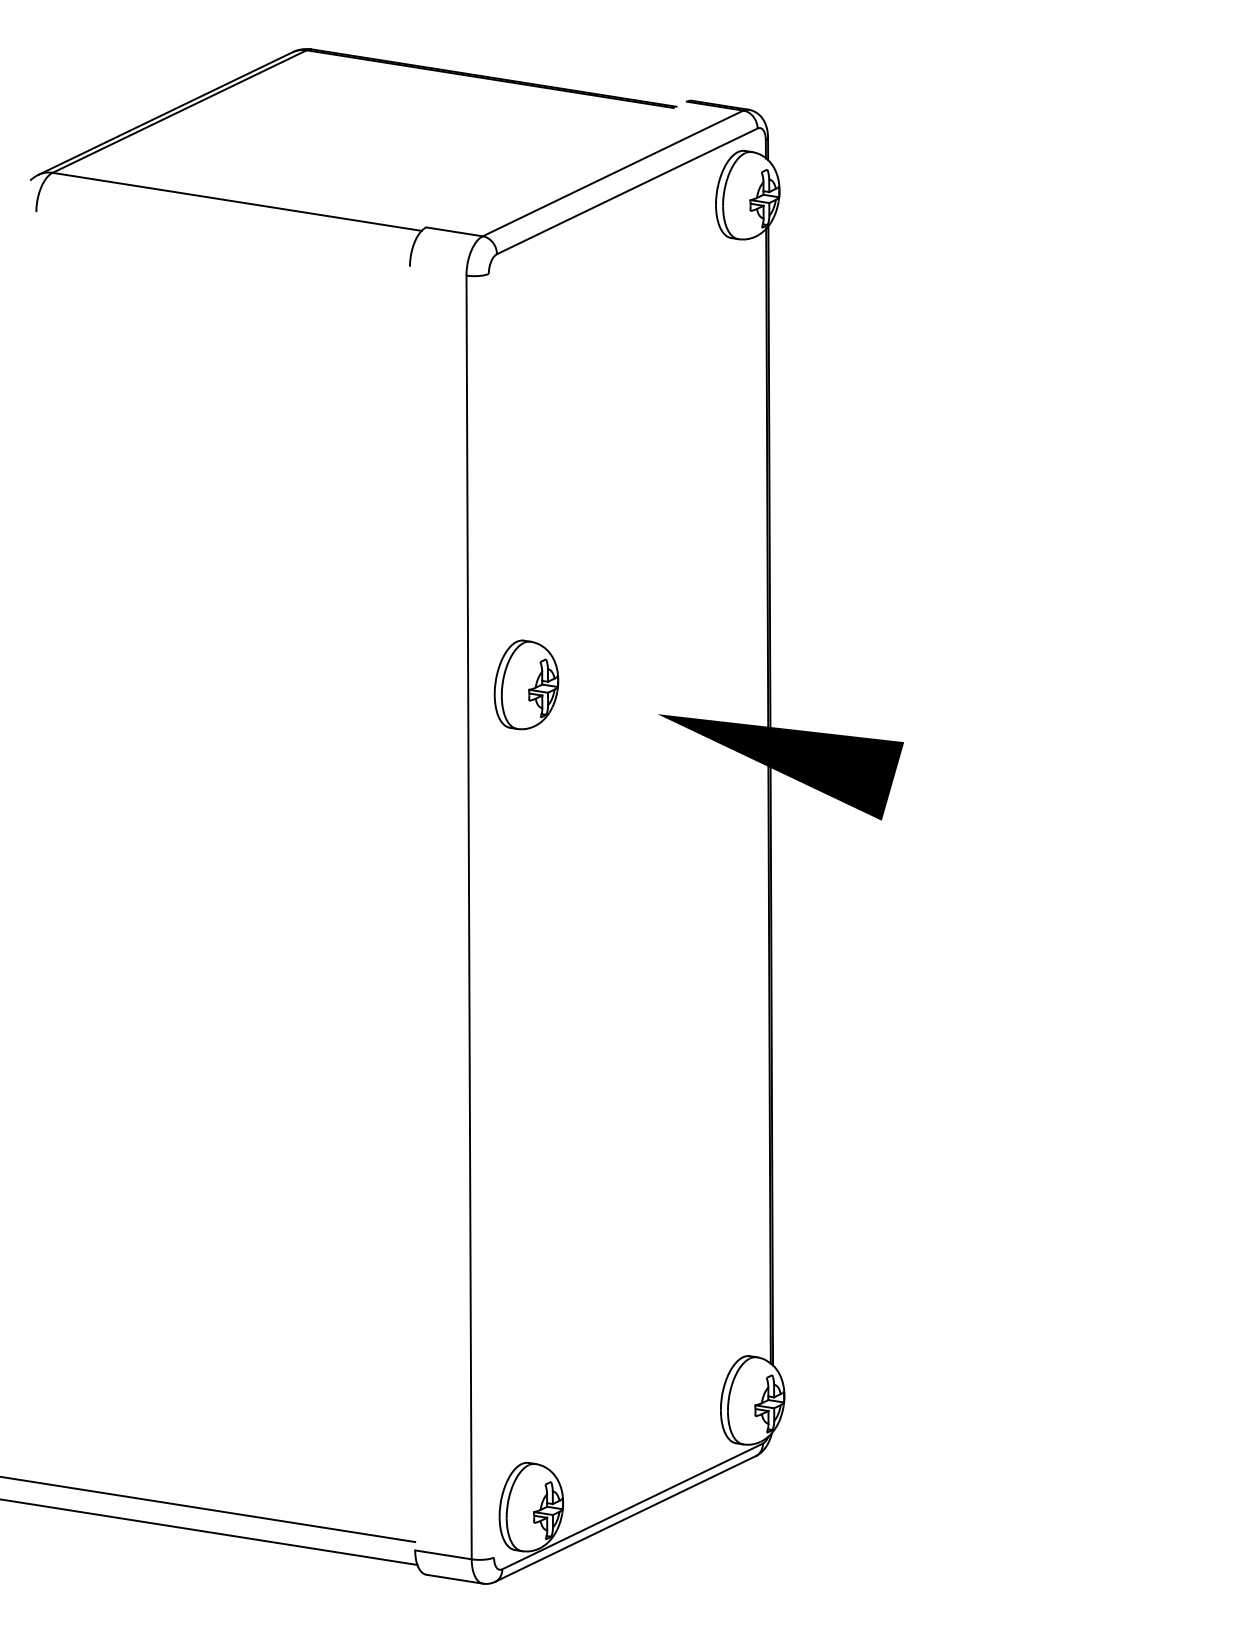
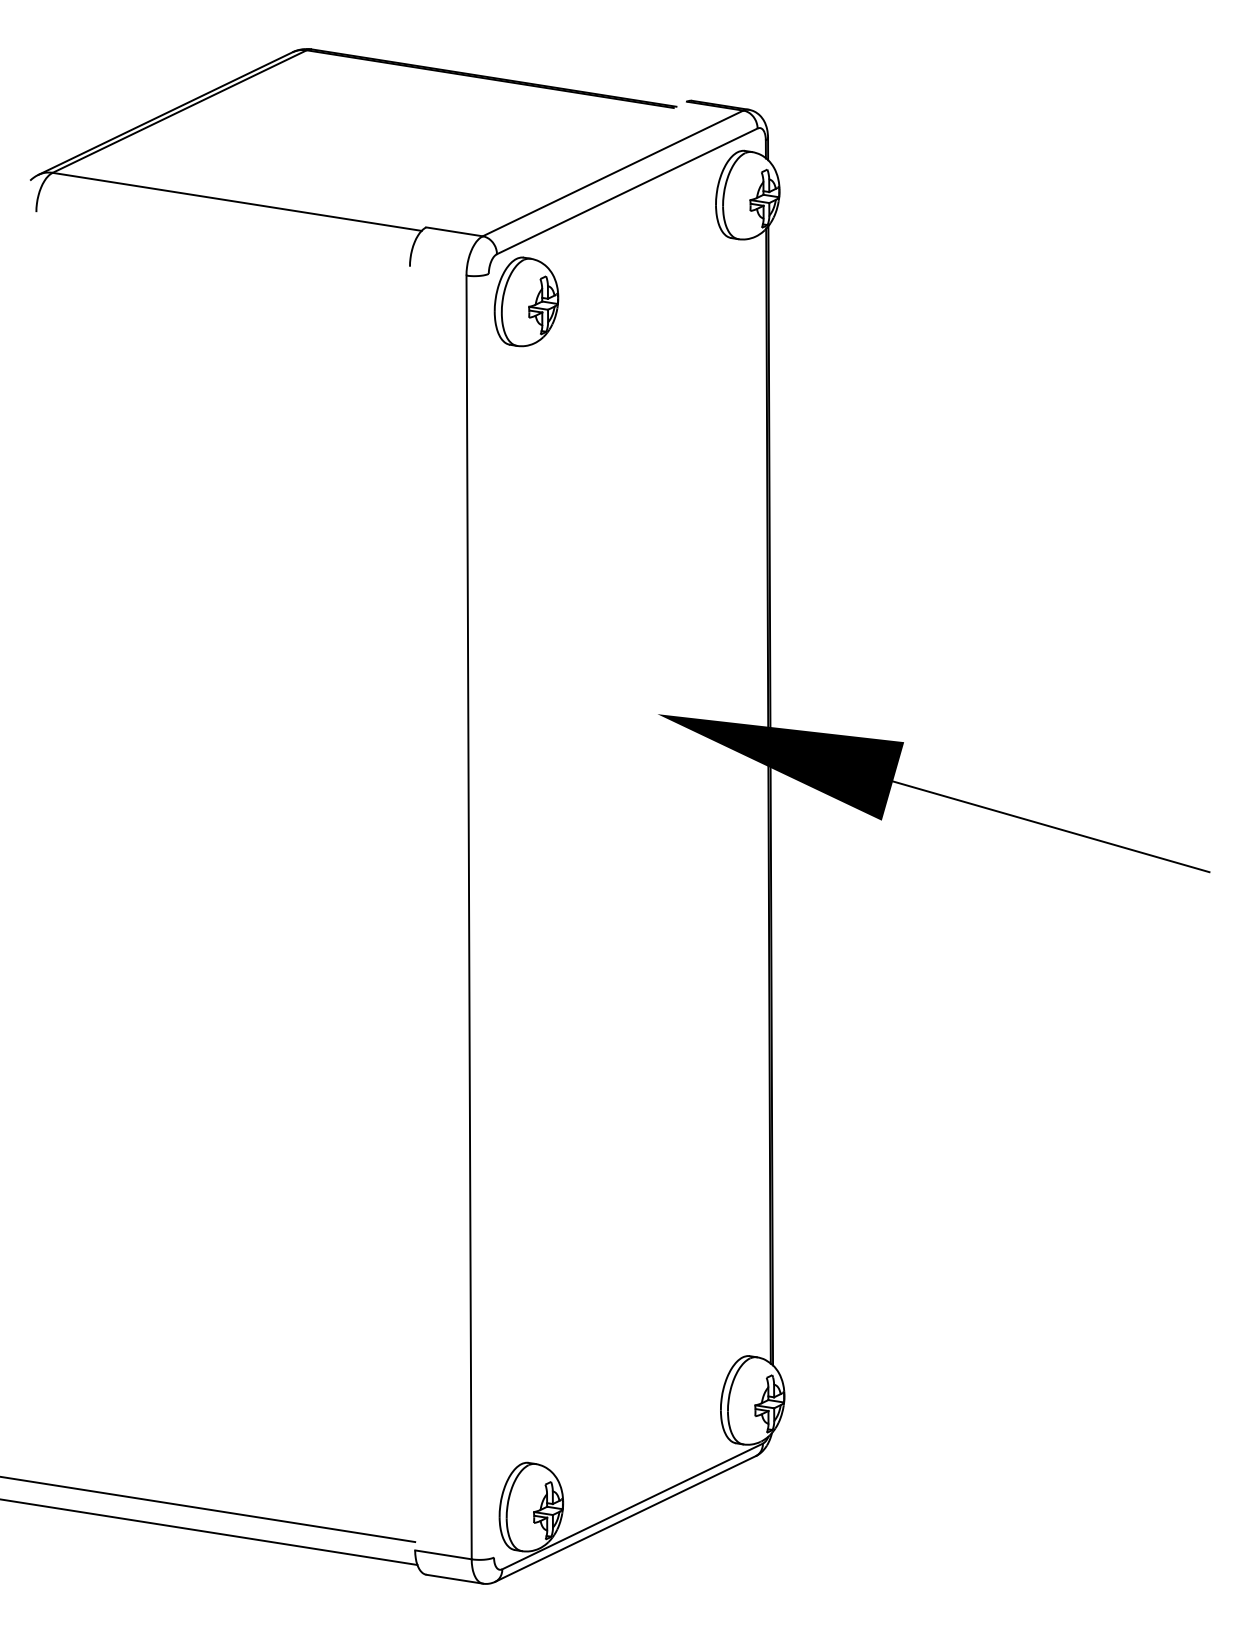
part position: (526, 684) -> (526, 301) (526, 301)
line: none -> present (1051, 826)
